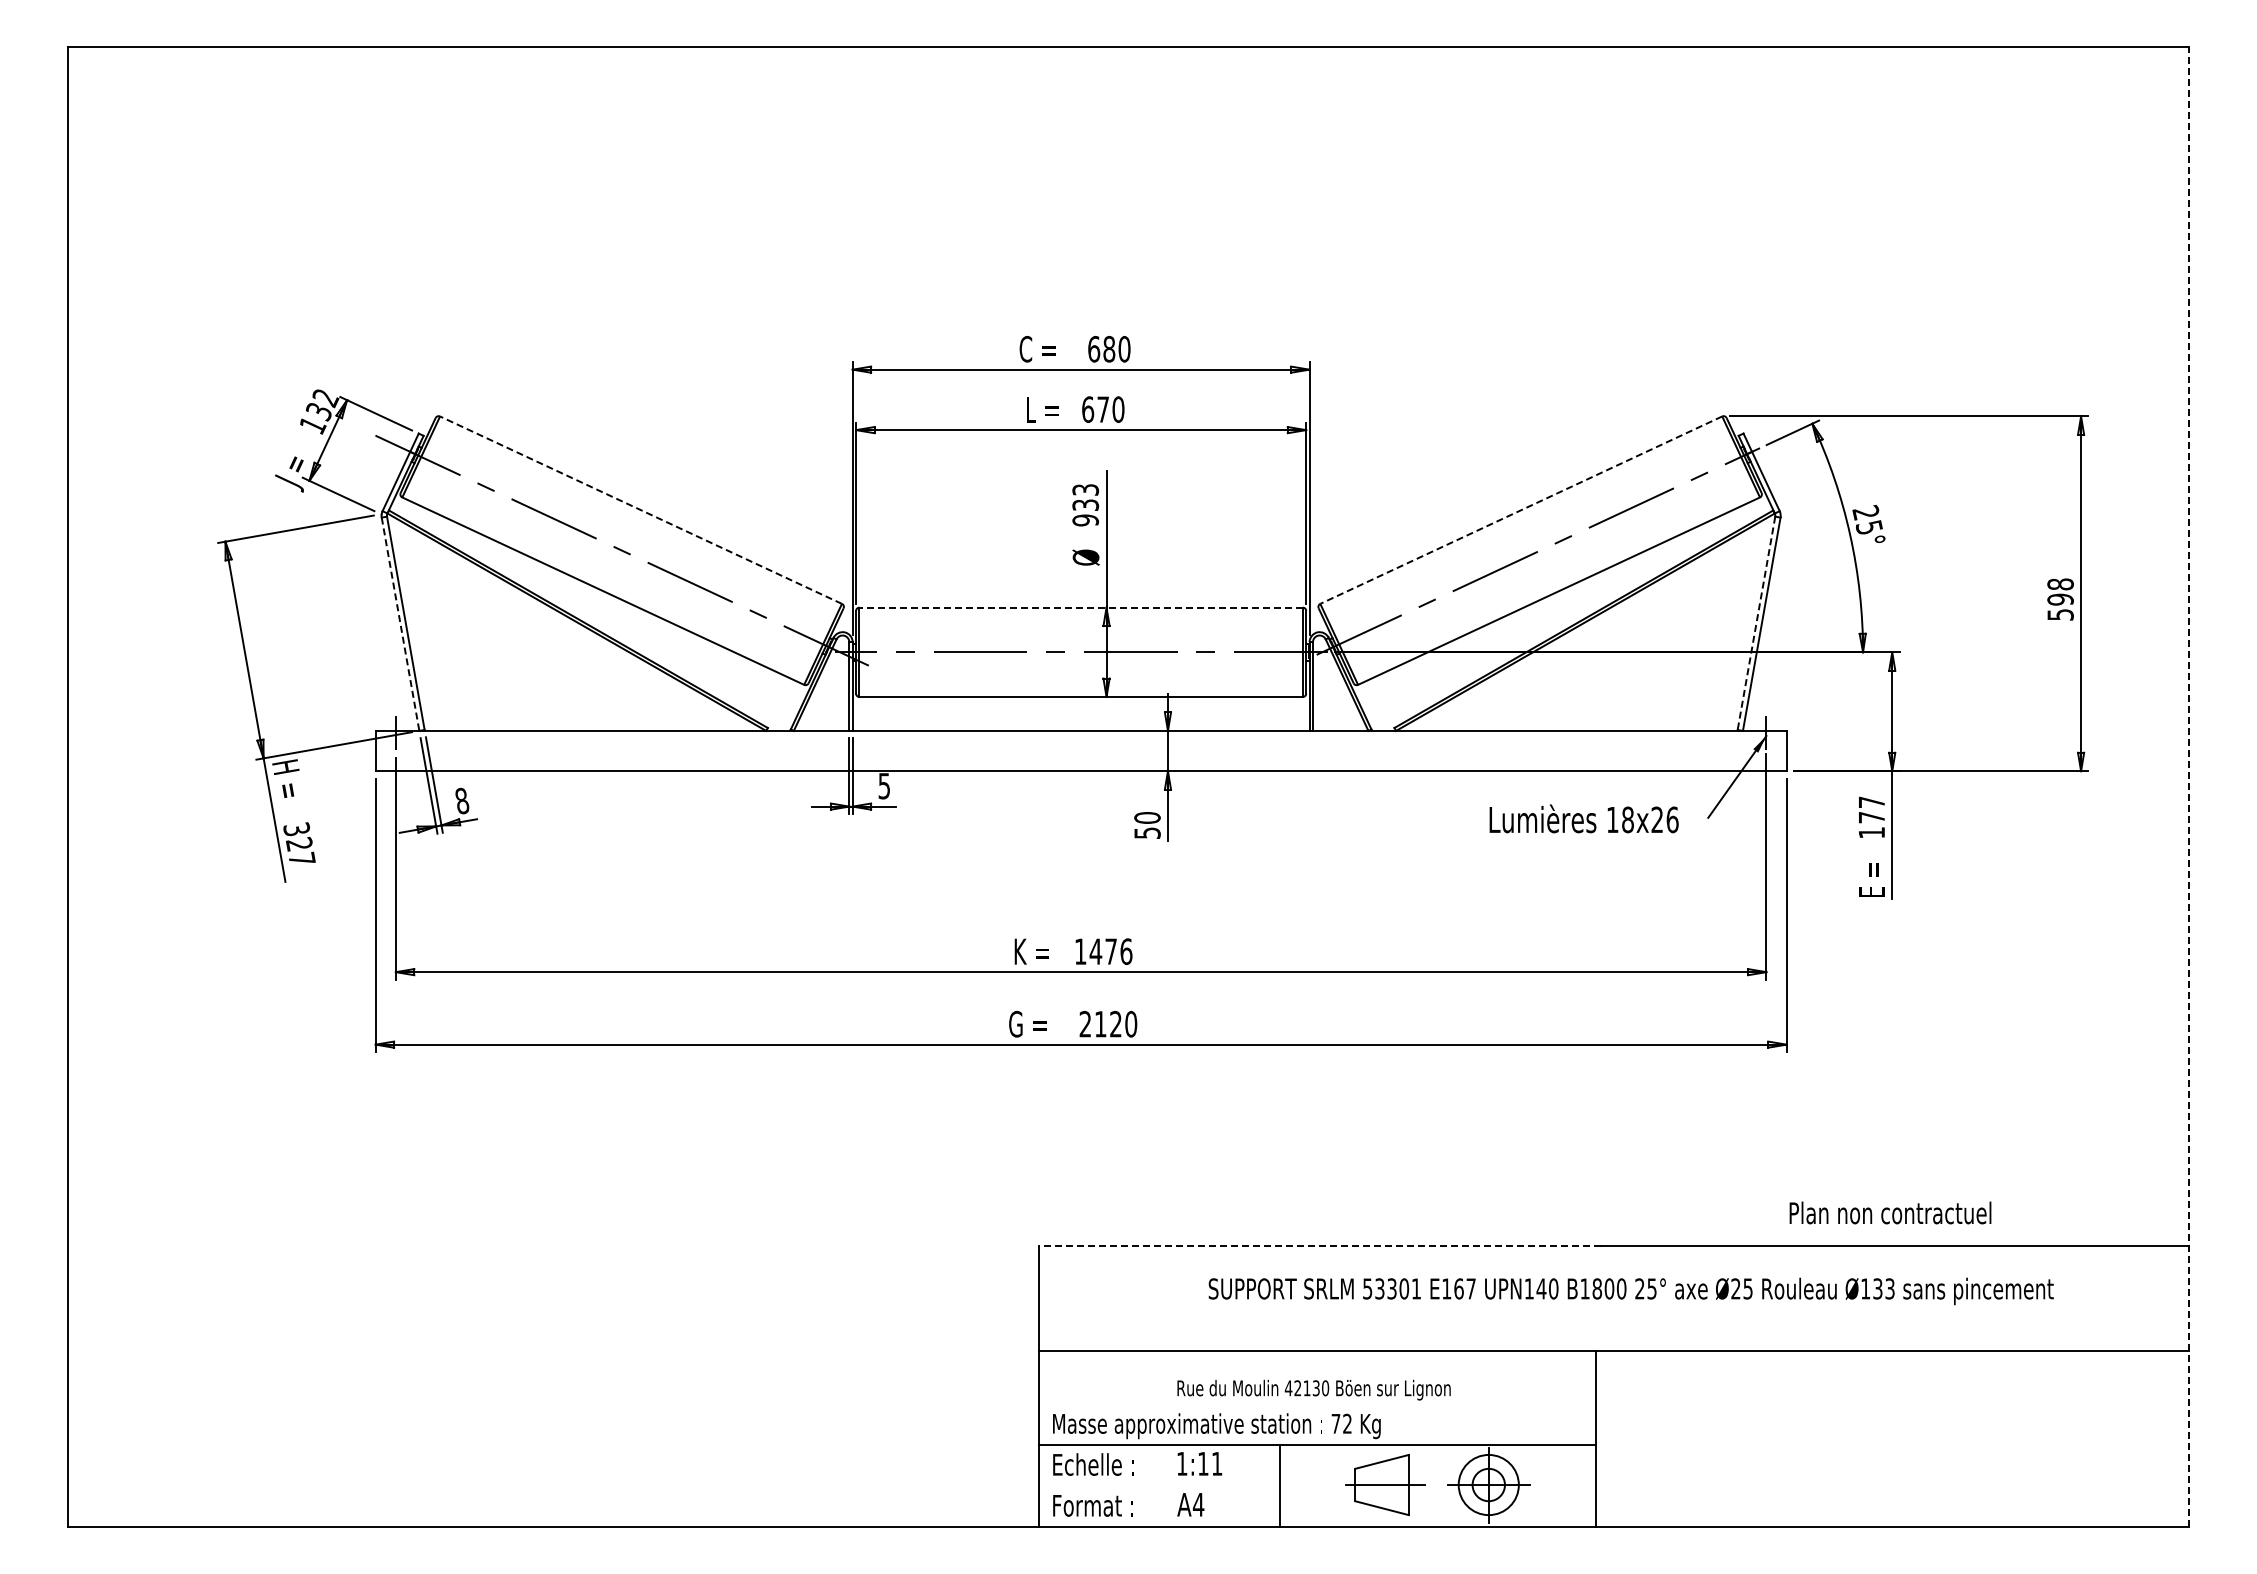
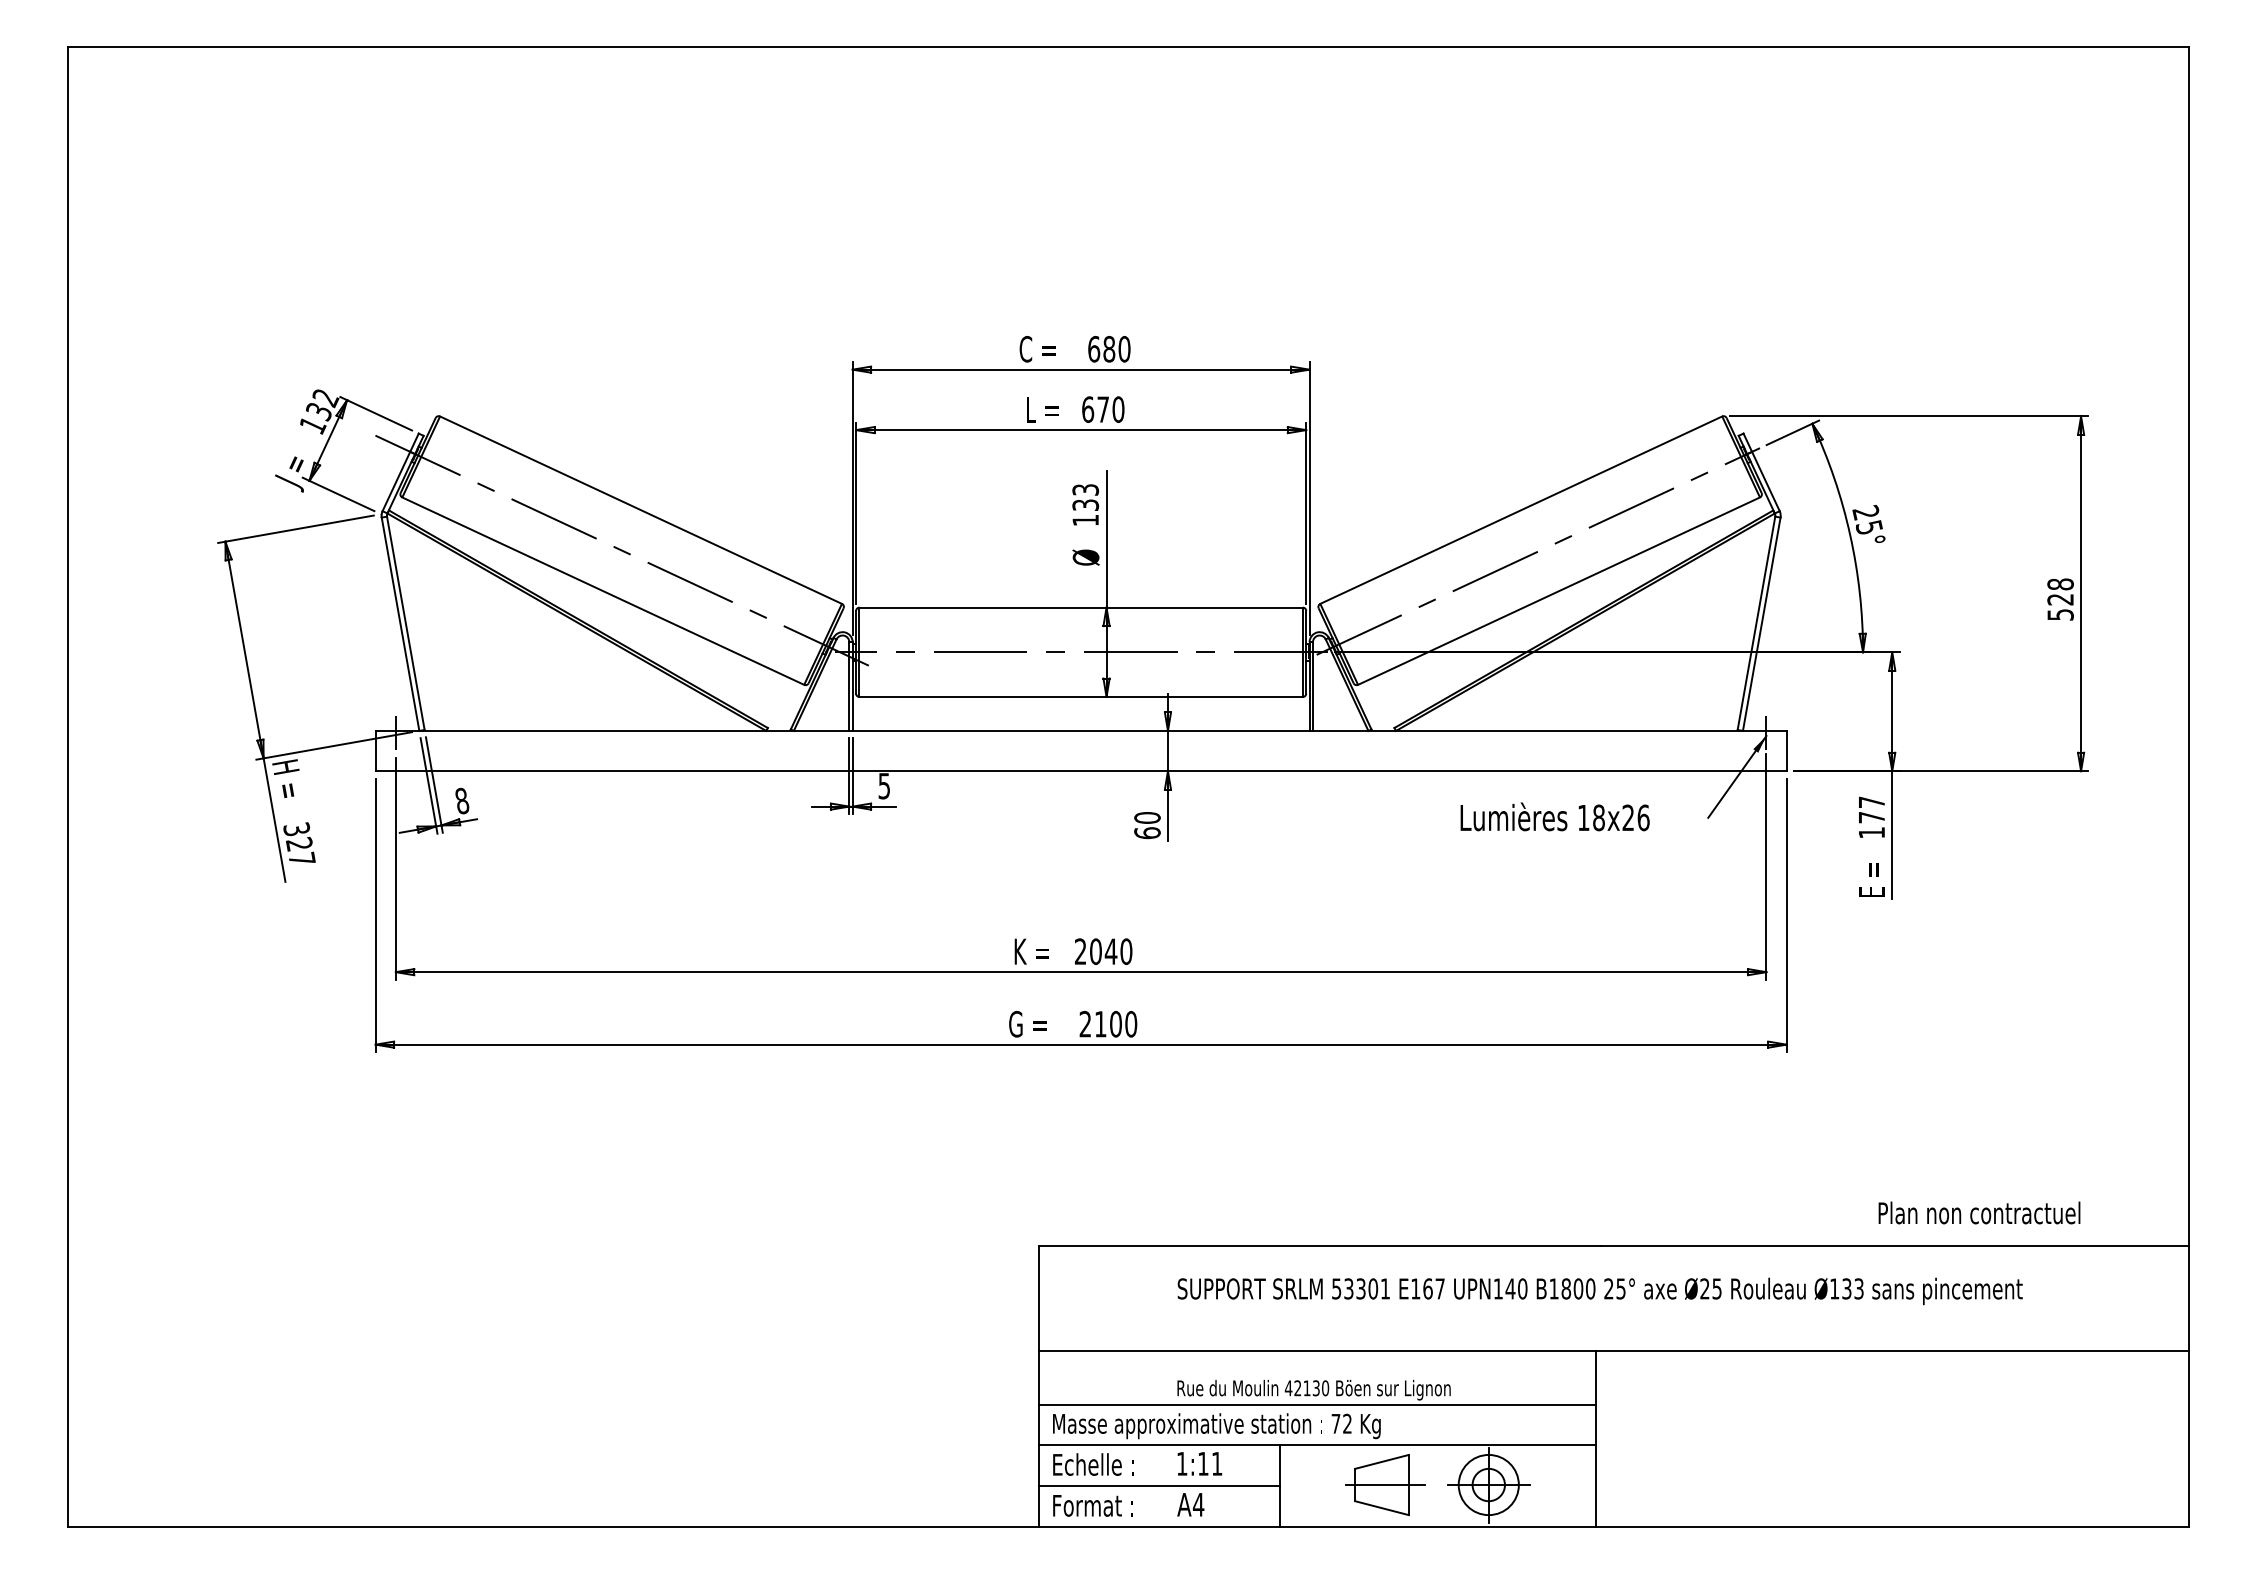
line: dashed -> solid (641, 510)
line: dashed -> solid (1521, 510)
text: 933 -> 133 (1085, 520)
text: 598 -> 528 (2060, 599)
line: dashed -> solid (1081, 607)
line: dashed -> solid (1756, 623)
line: dashed -> solid (400, 624)
line: dashed -> solid (2189, 787)
text position: (1583, 818) -> (1554, 816) (1554, 816)
text: 50 -> 60 (1147, 833)
text: 1476 -> 2040 (1103, 951)
text: 2120 -> 2100 (1115, 1024)
text position: (1890, 1212) -> (1979, 1212) (1979, 1212)
line: dashed -> solid (1319, 1245)
text position: (1630, 1291) -> (1599, 1291) (1599, 1291)
line: none -> present (1317, 1404)
line: none -> present (1159, 1485)
